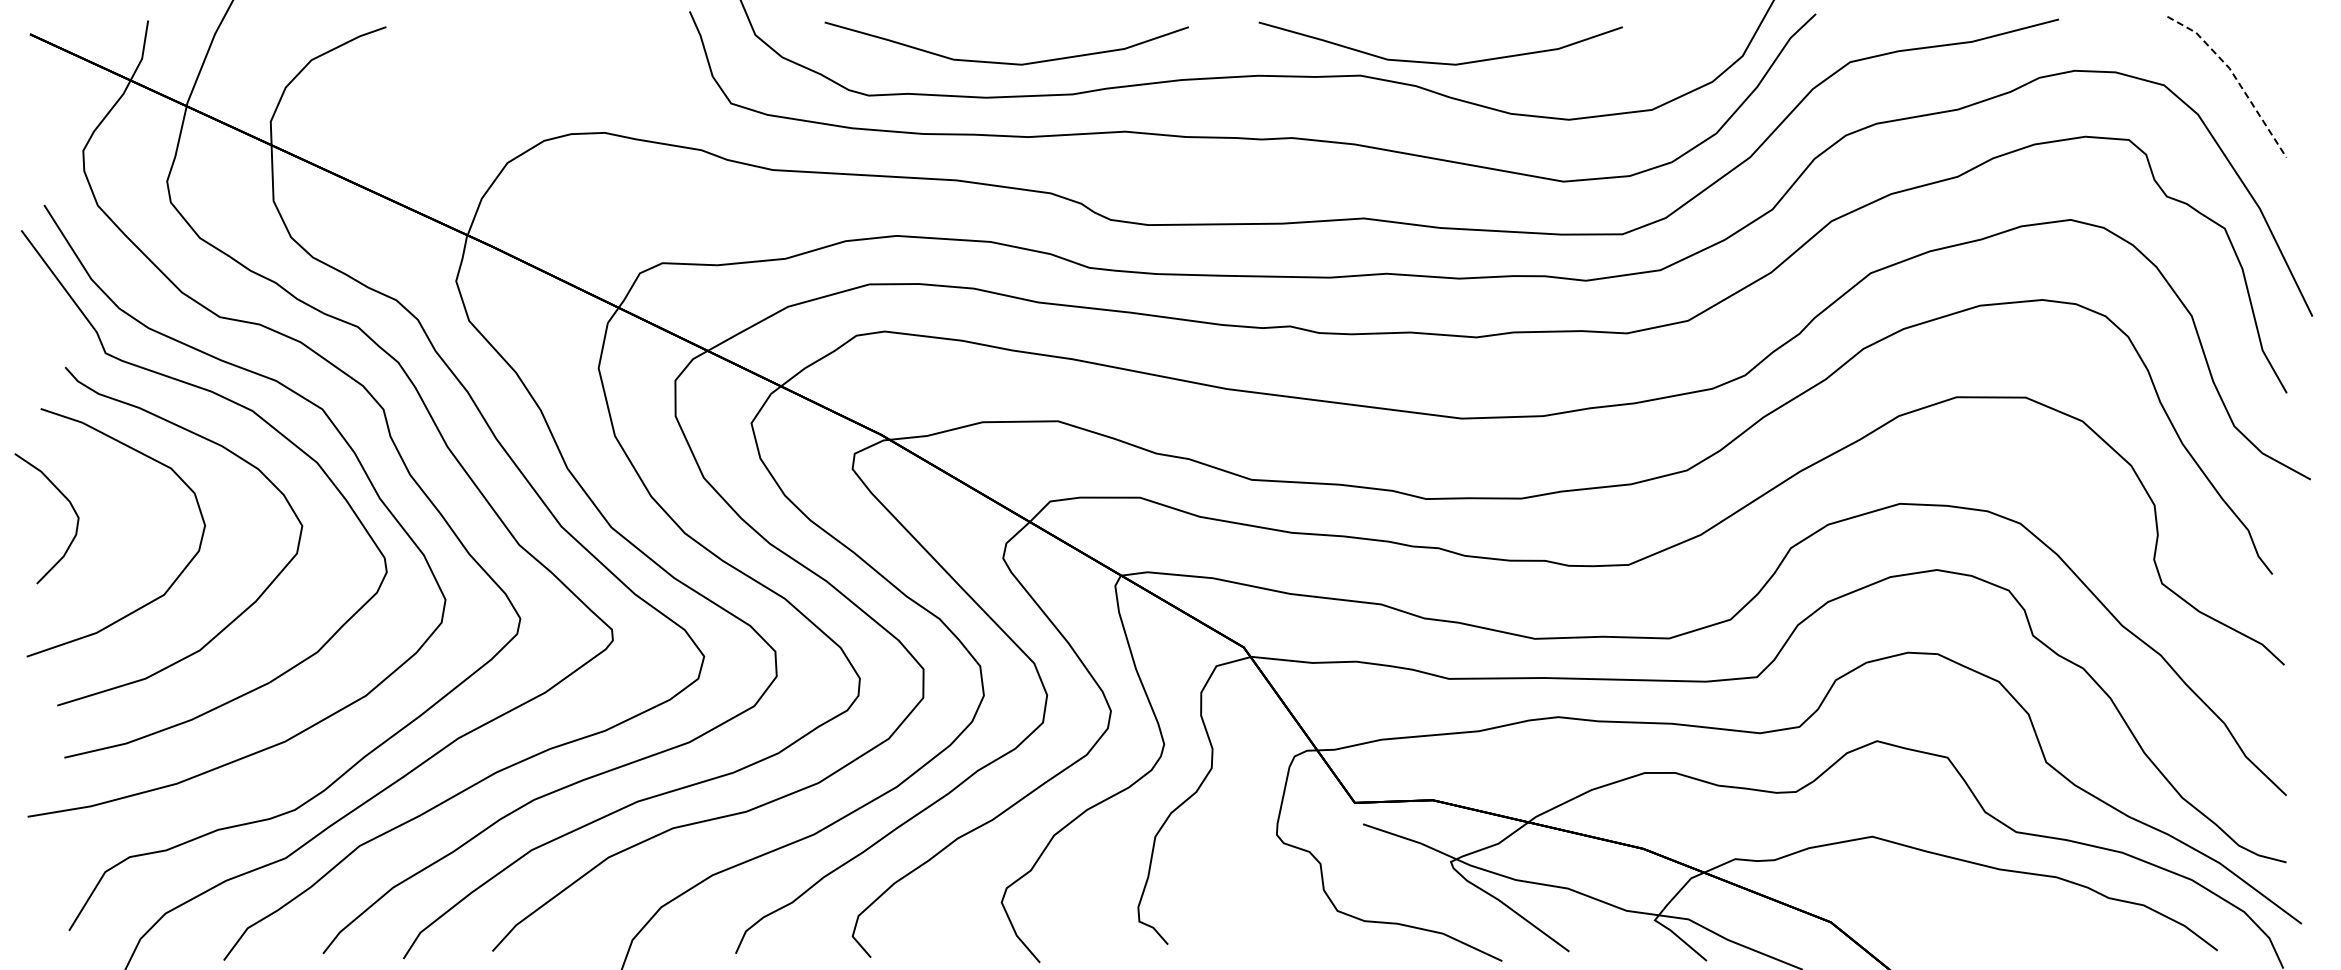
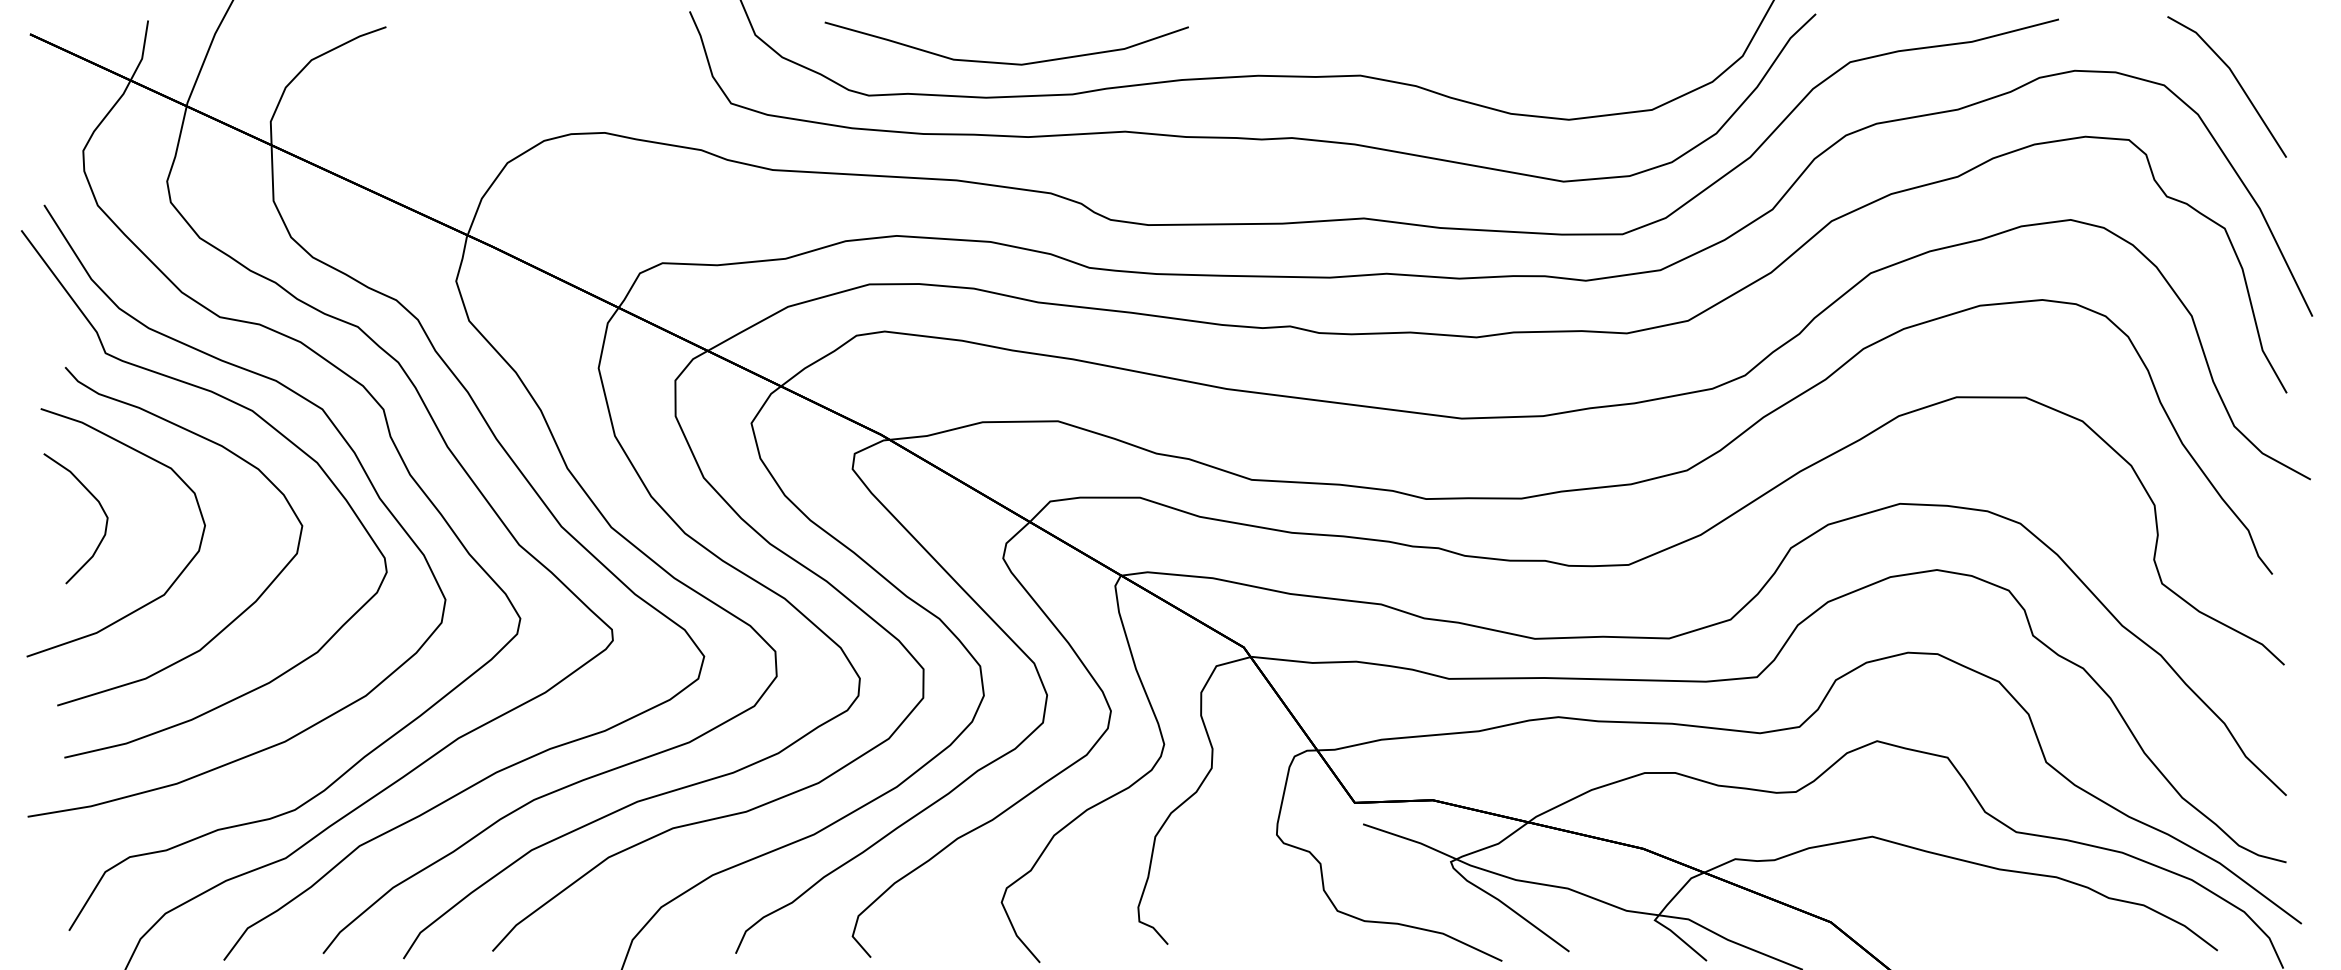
curve: present -> none (1440, 62)
line: dashed -> solid (2235, 78)
curve position: (70, 505) -> (99, 505) (99, 505)
